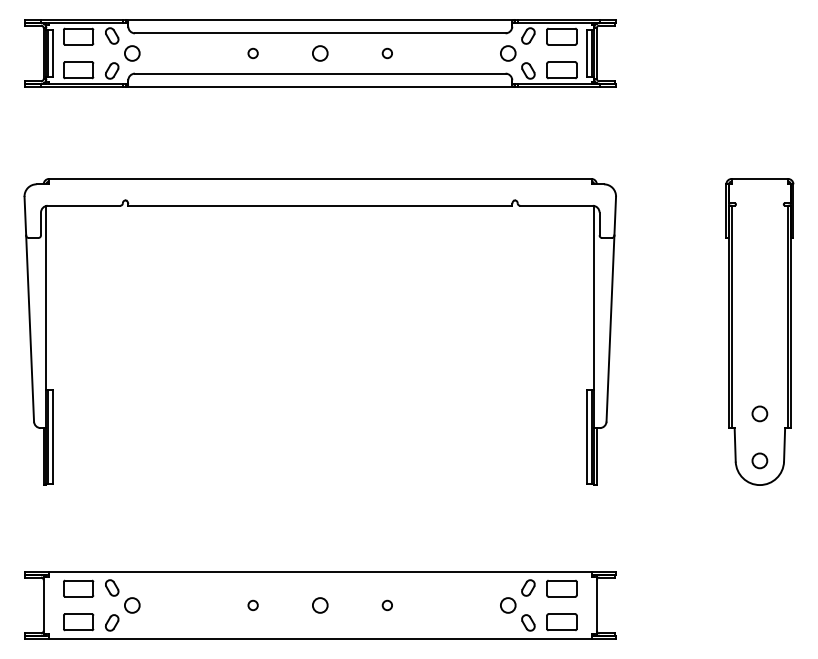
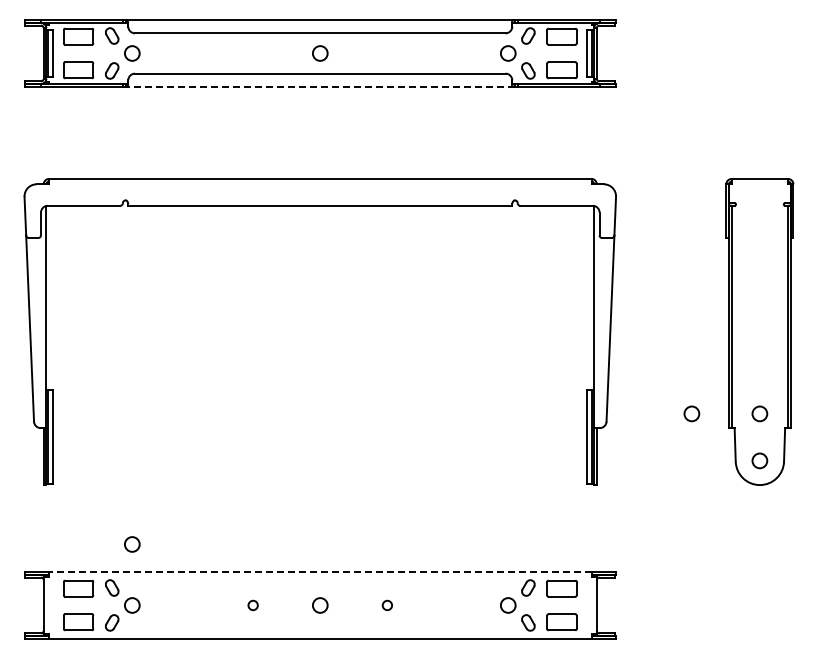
circle: present -> none (252, 53)
circle: present -> none (386, 53)
line: solid -> dashed (320, 87)
circle: none -> present (691, 413)
circle: none -> present (132, 544)
line: solid -> dashed (319, 571)
